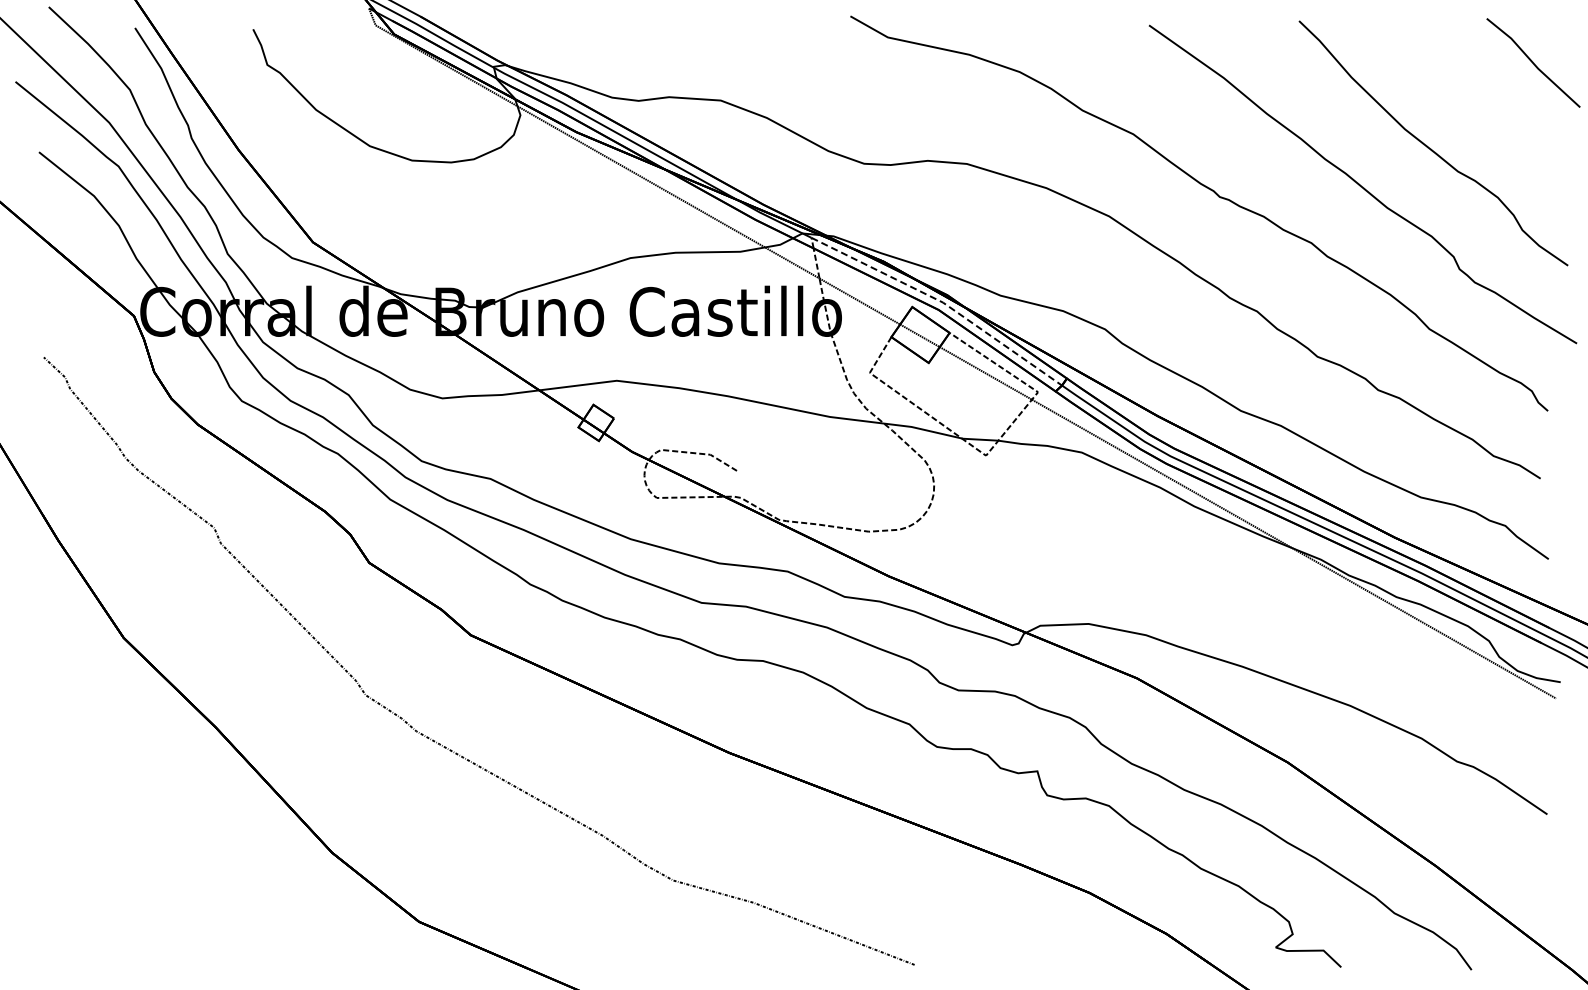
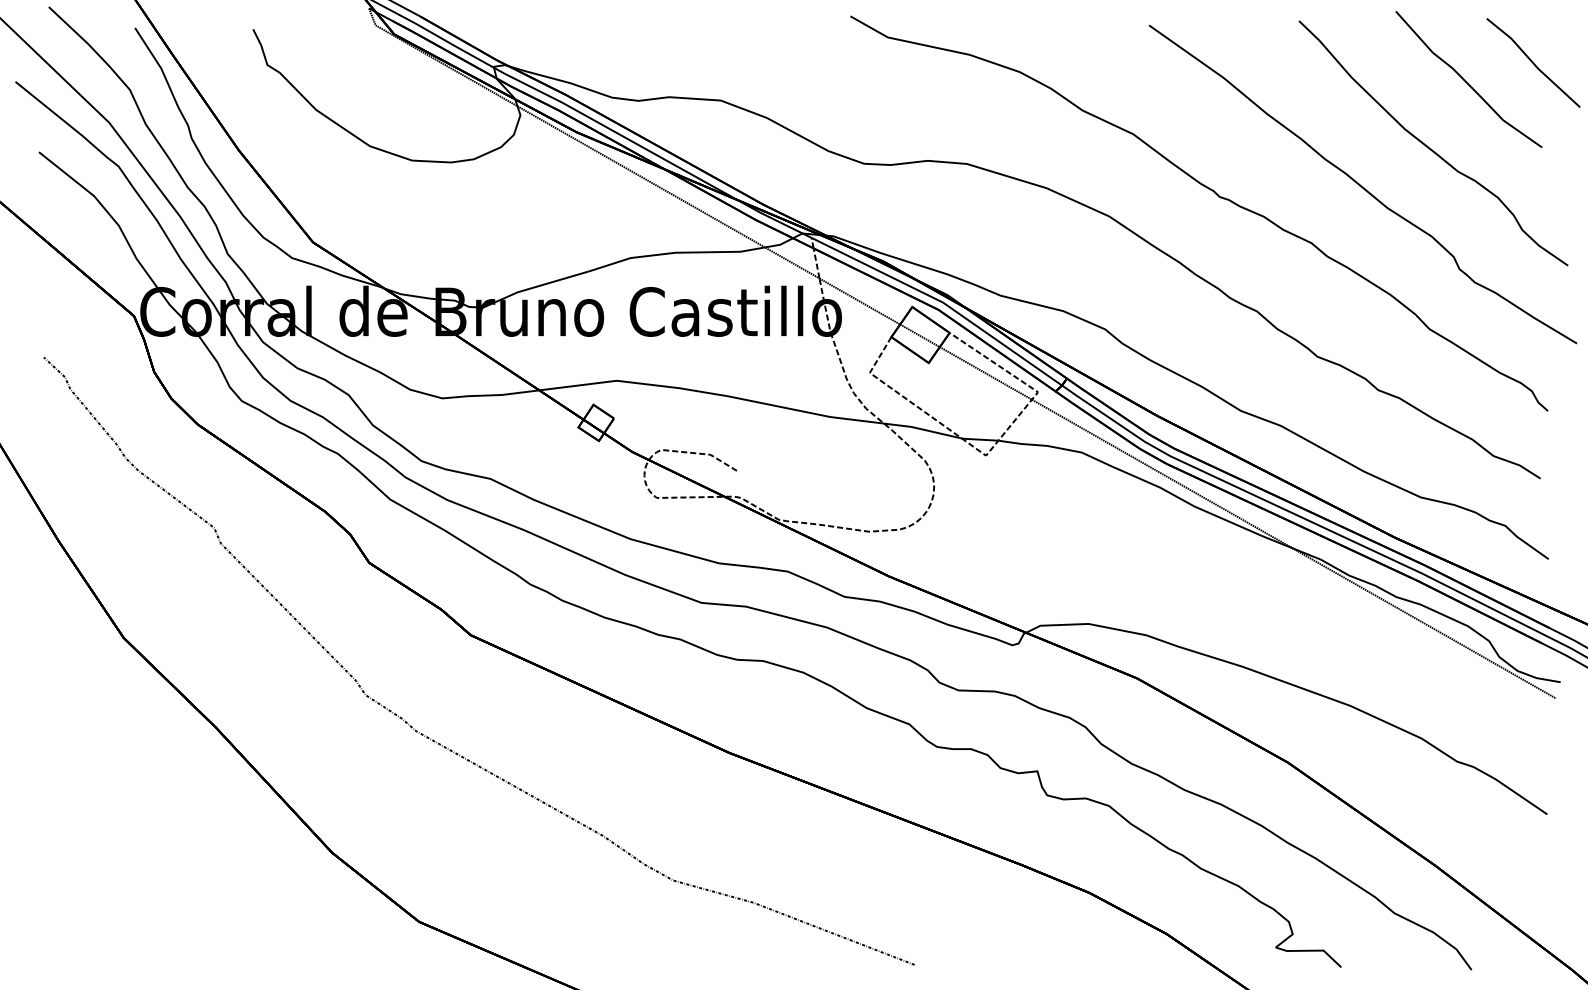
part: none -> present (1468, 79)
line: dashed -> solid (942, 302)
